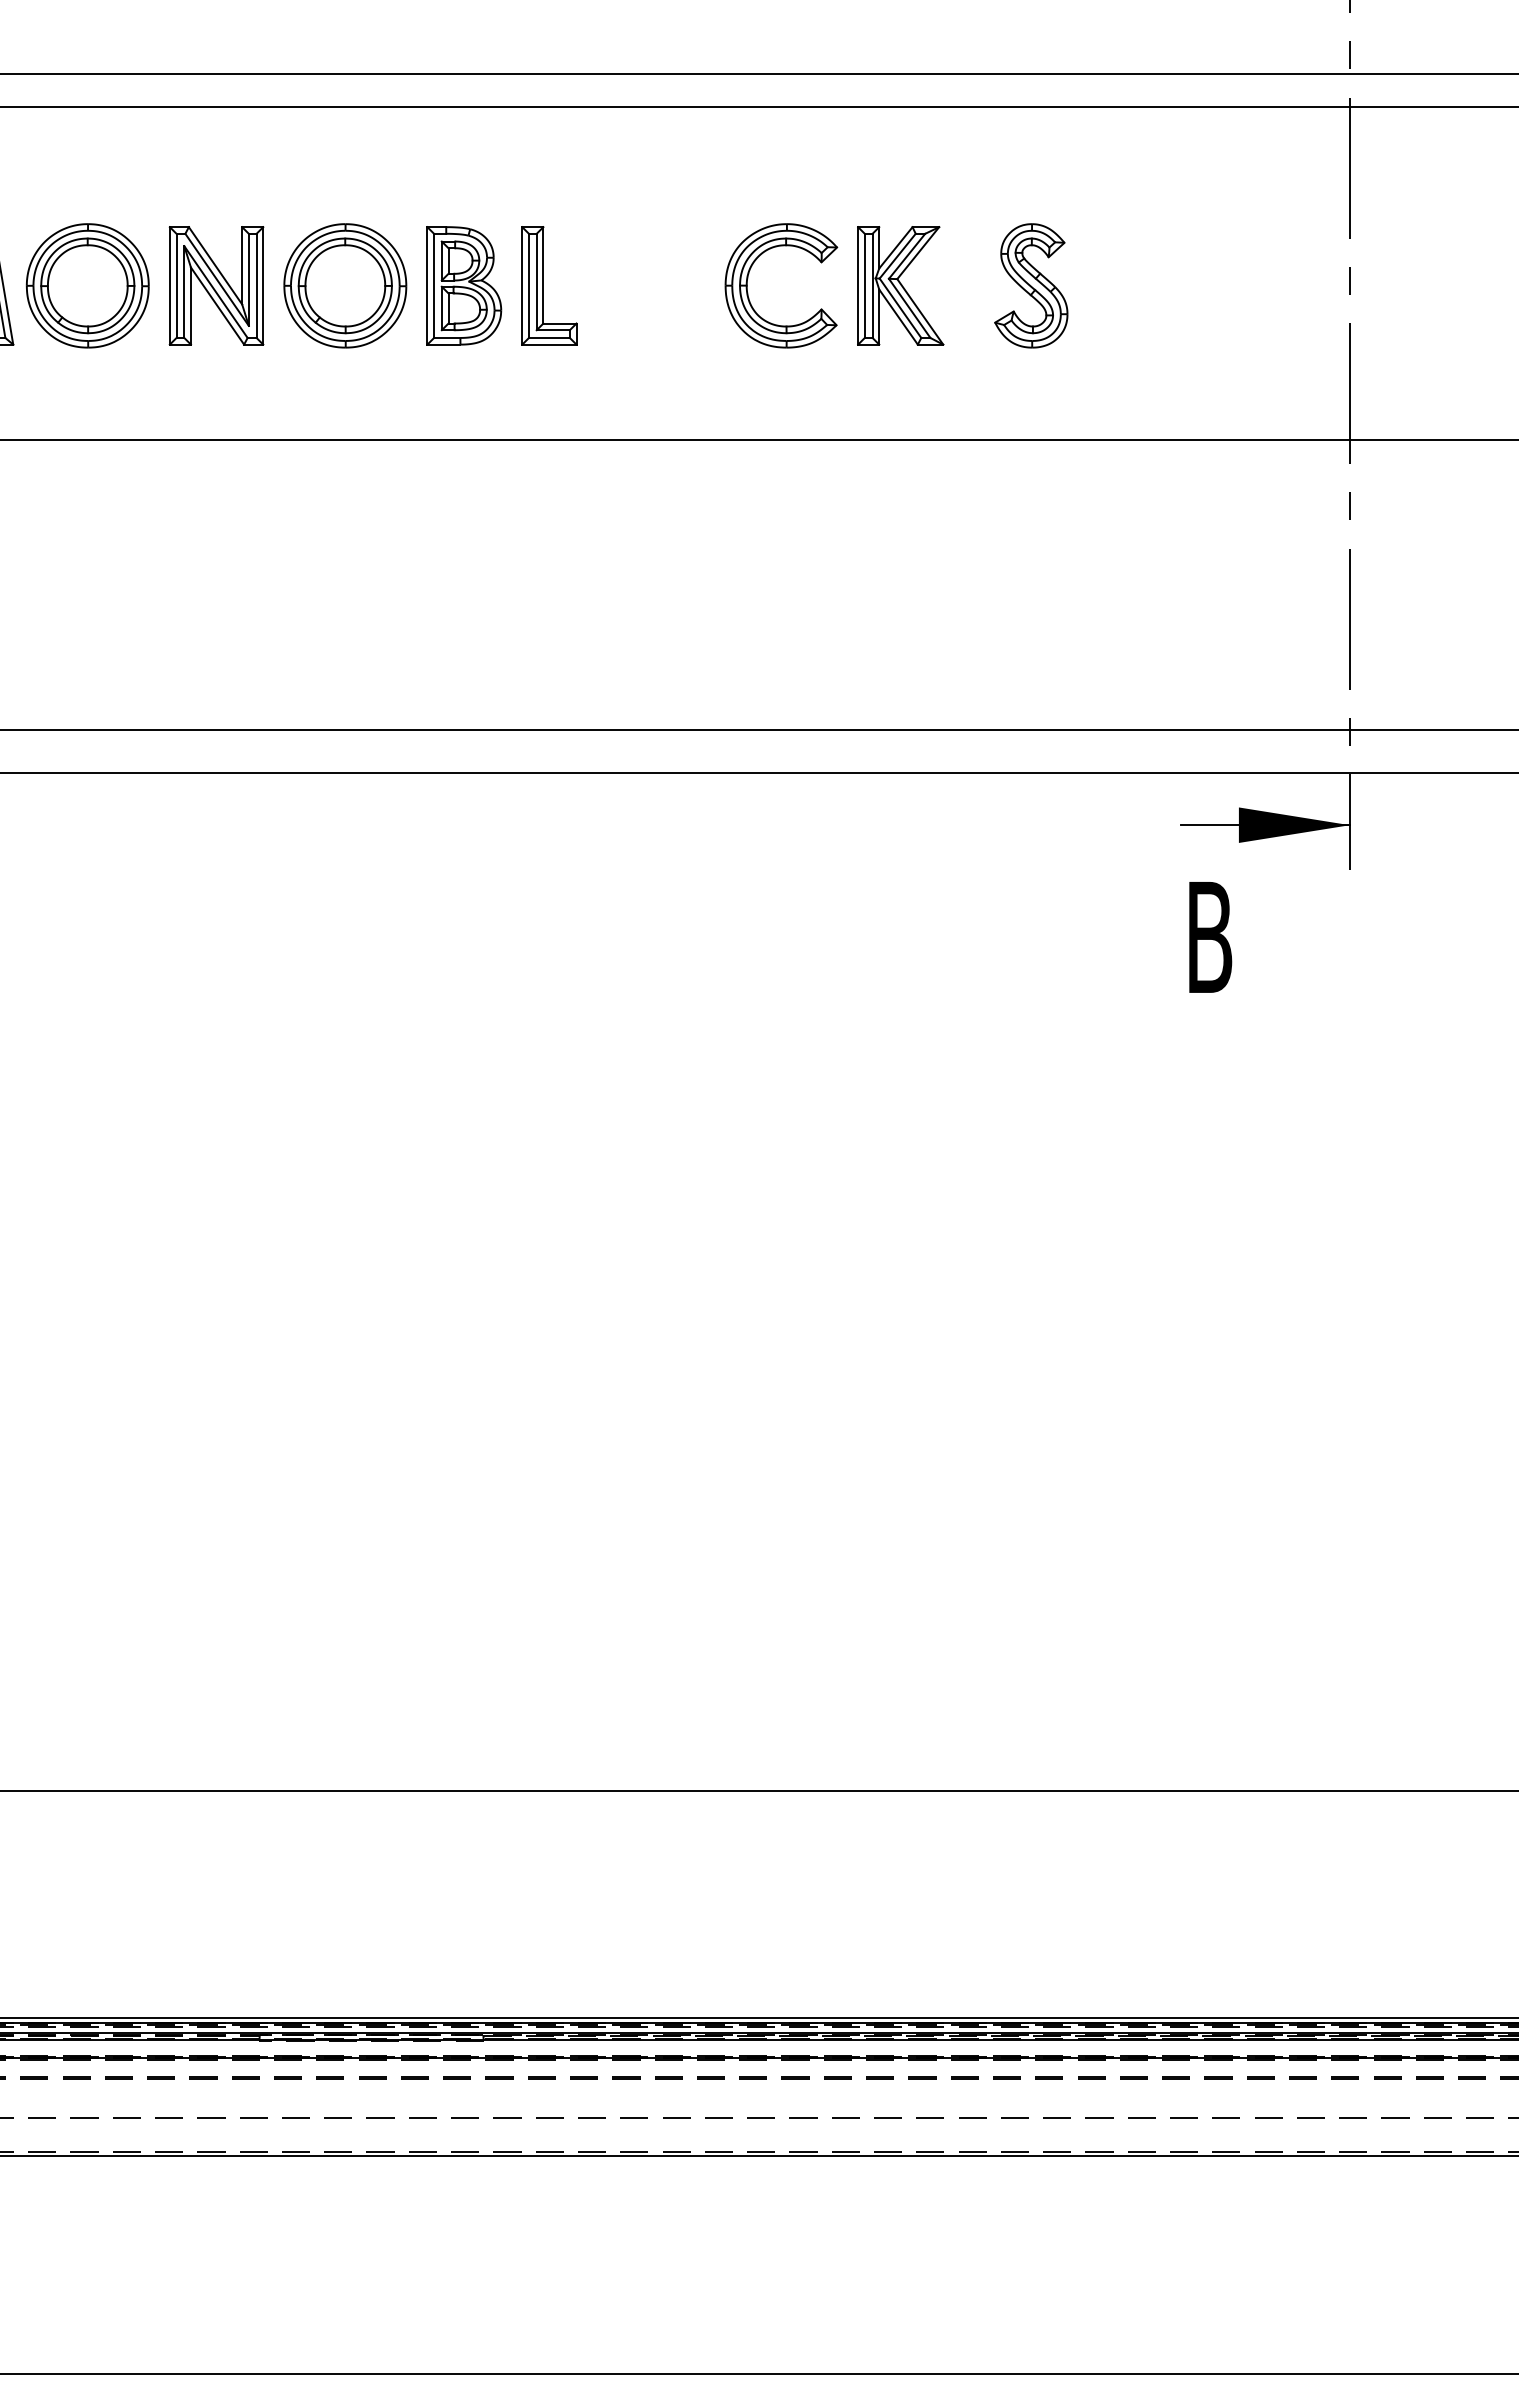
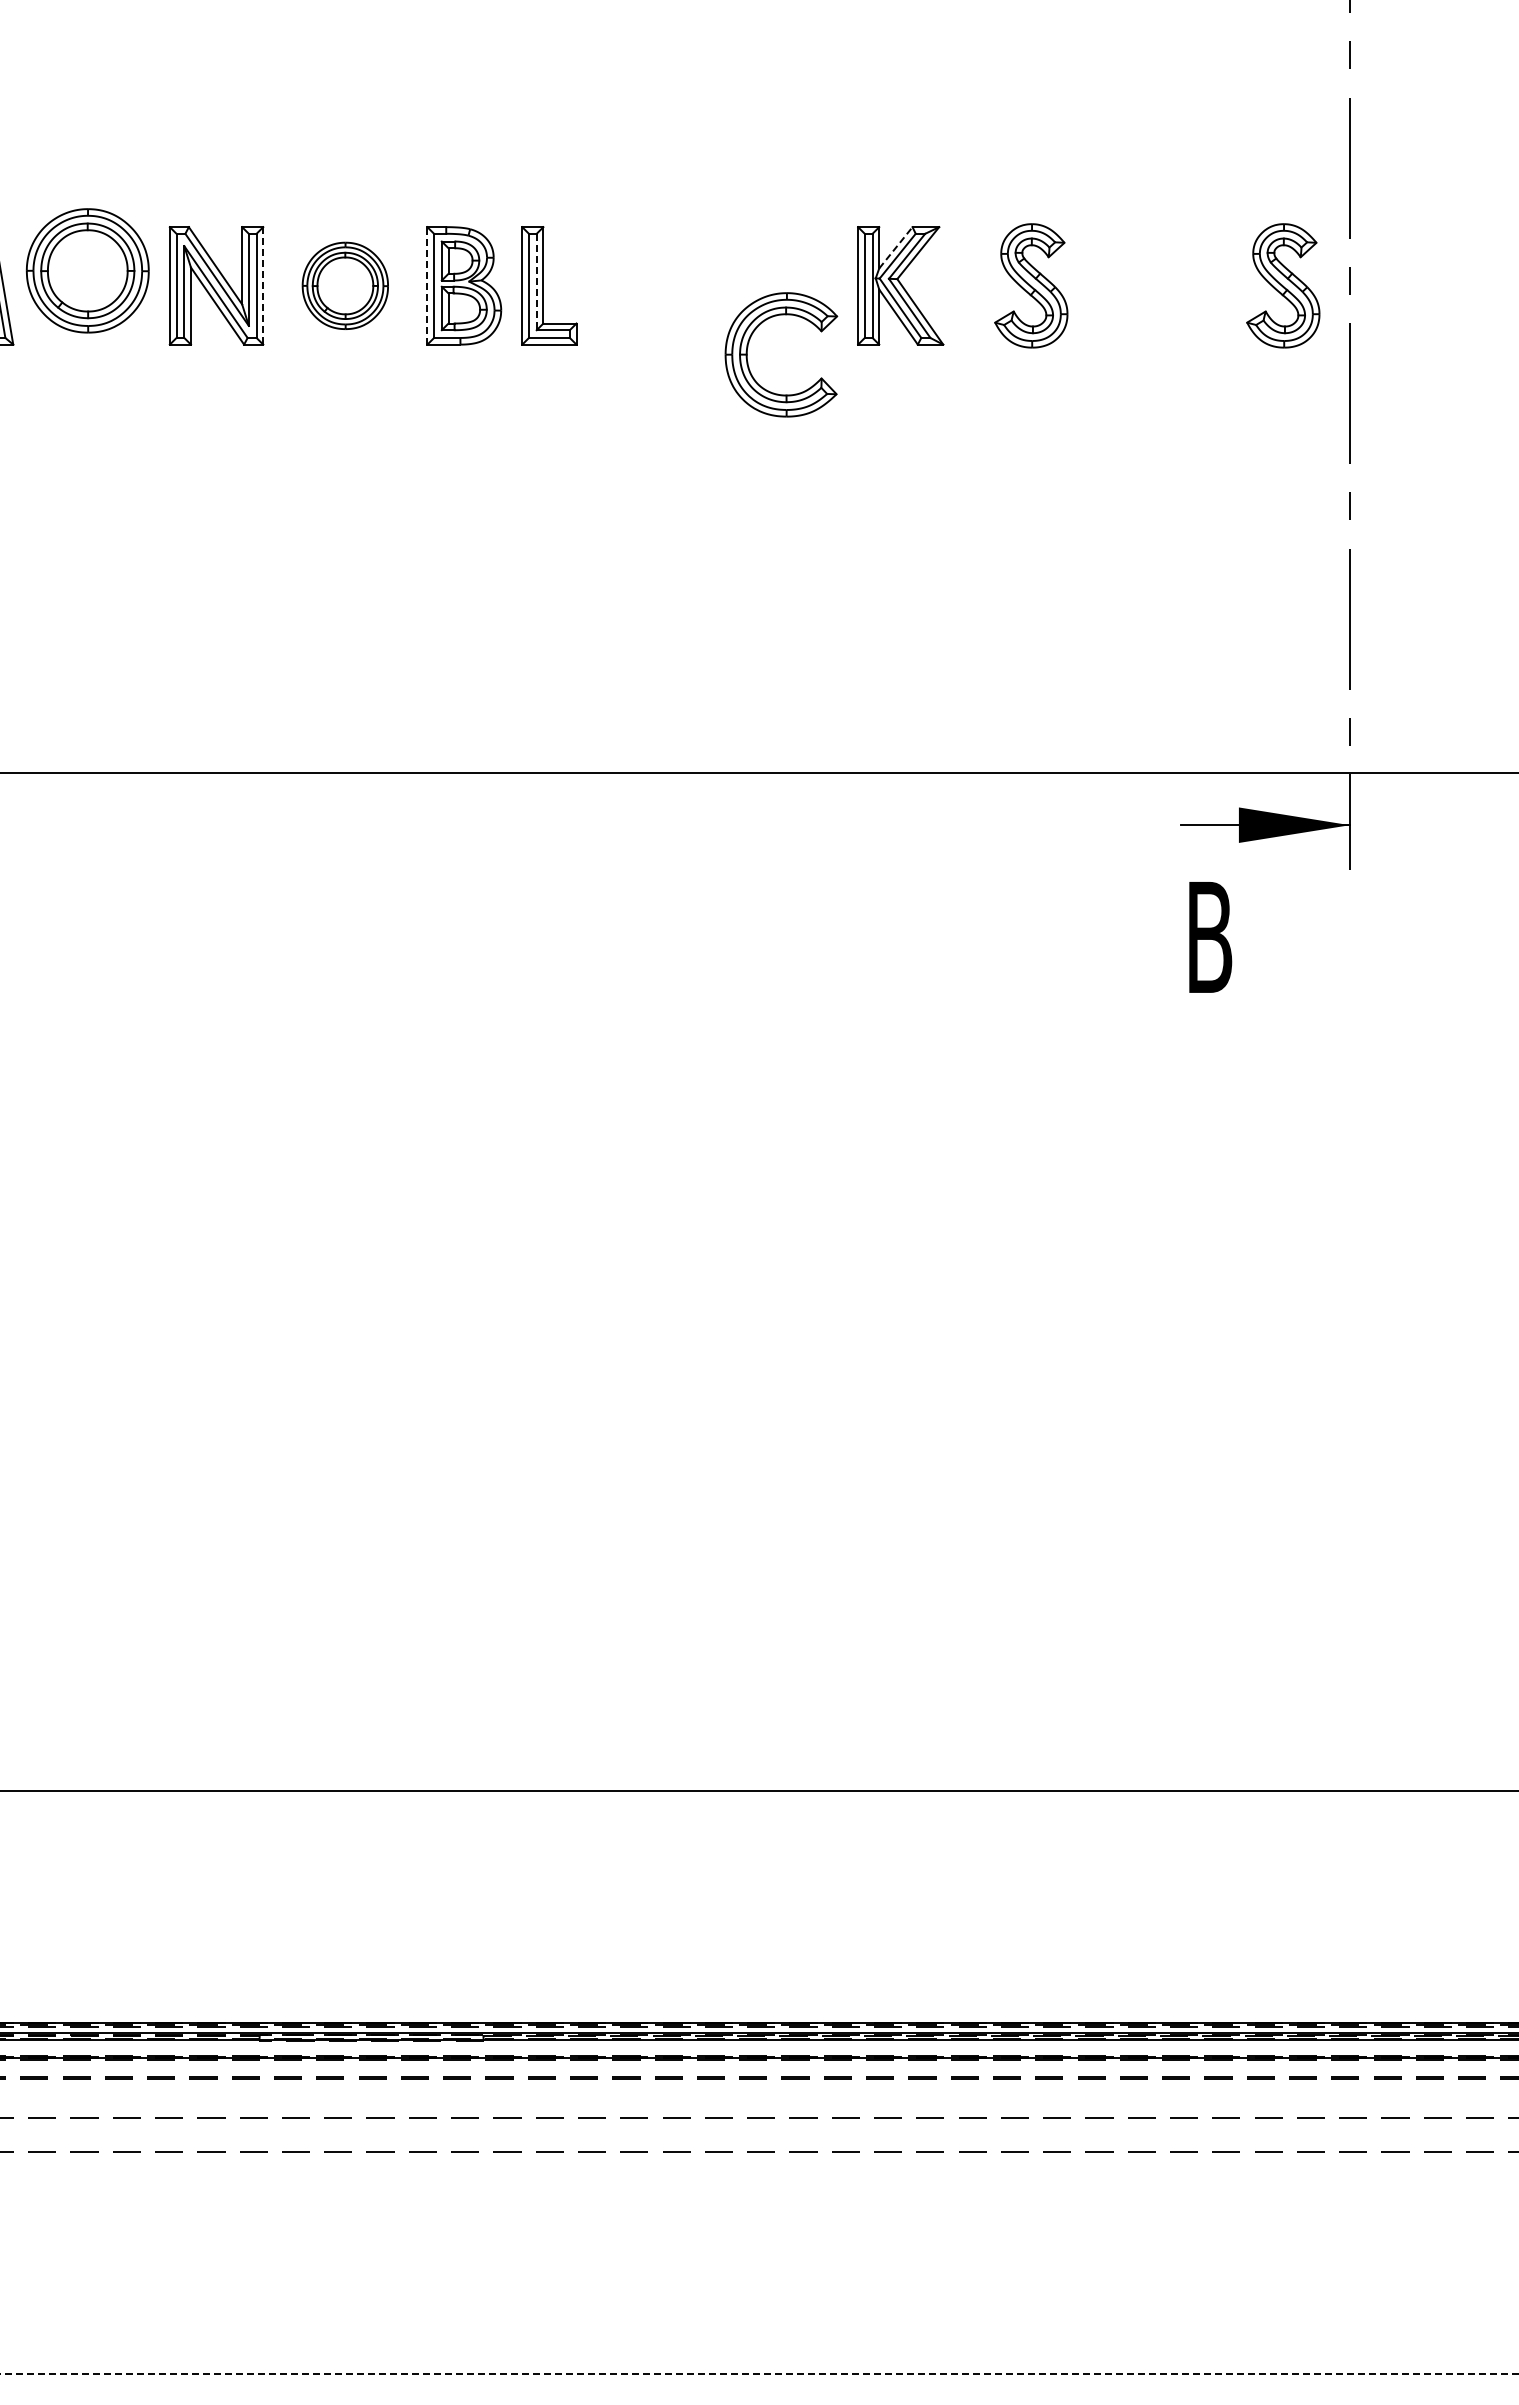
line: present -> none (758, 73)
line: present -> none (758, 107)
line: solid -> dashed (895, 247)
part position: (748, 278) -> (748, 347) (748, 347)
line: solid -> dashed (536, 282)
part position: (87, 285) -> (87, 270) (87, 270)
line: solid -> dashed (263, 285)
part size: 125x126 px -> 88x89 px (344, 285)
line: solid -> dashed (427, 285)
part: none -> present (1283, 285)
line: present -> none (758, 440)
line: present -> none (758, 729)
line: present -> none (758, 2018)
line: present -> none (758, 2156)
line: solid -> dashed (759, 2373)
